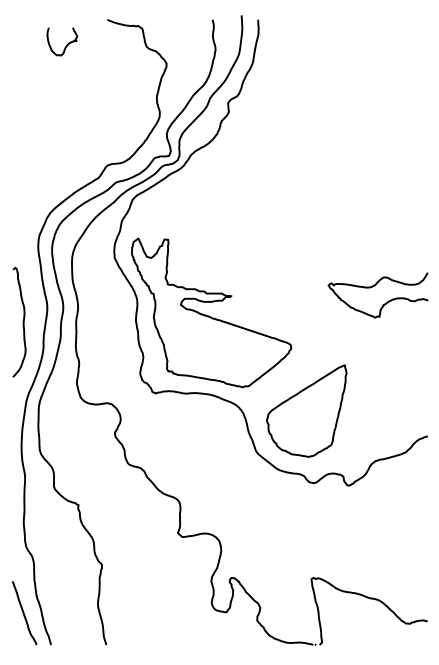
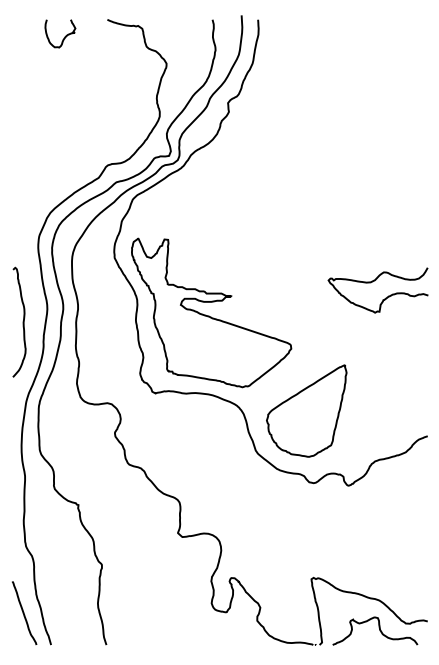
curve position: (66, 44) -> (64, 36) (64, 36)
curve position: (372, 287) -> (372, 282) (372, 282)
curve: none -> present (379, 630)
